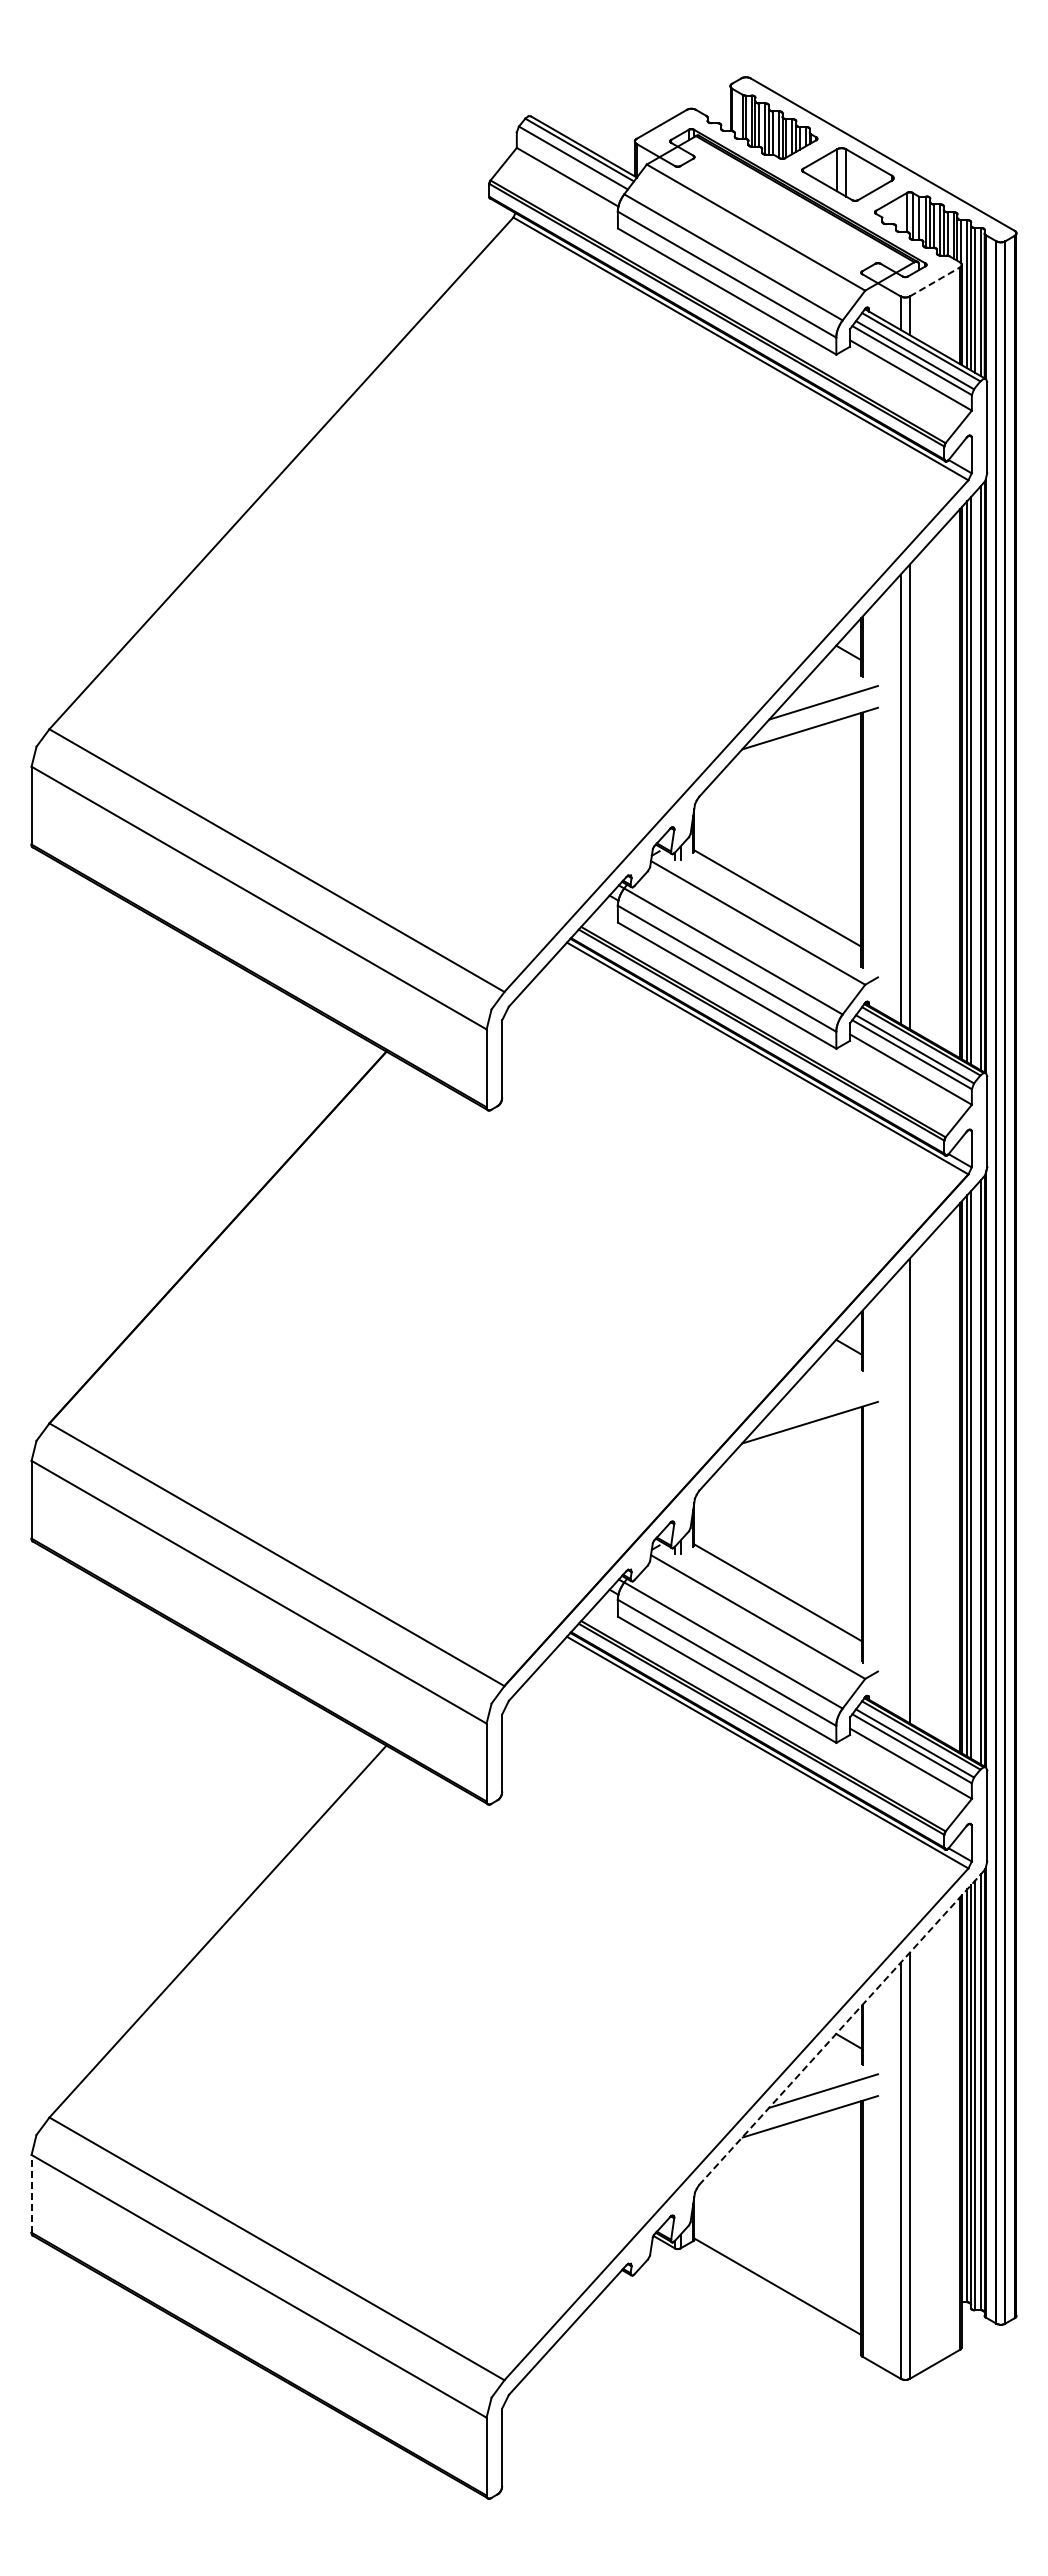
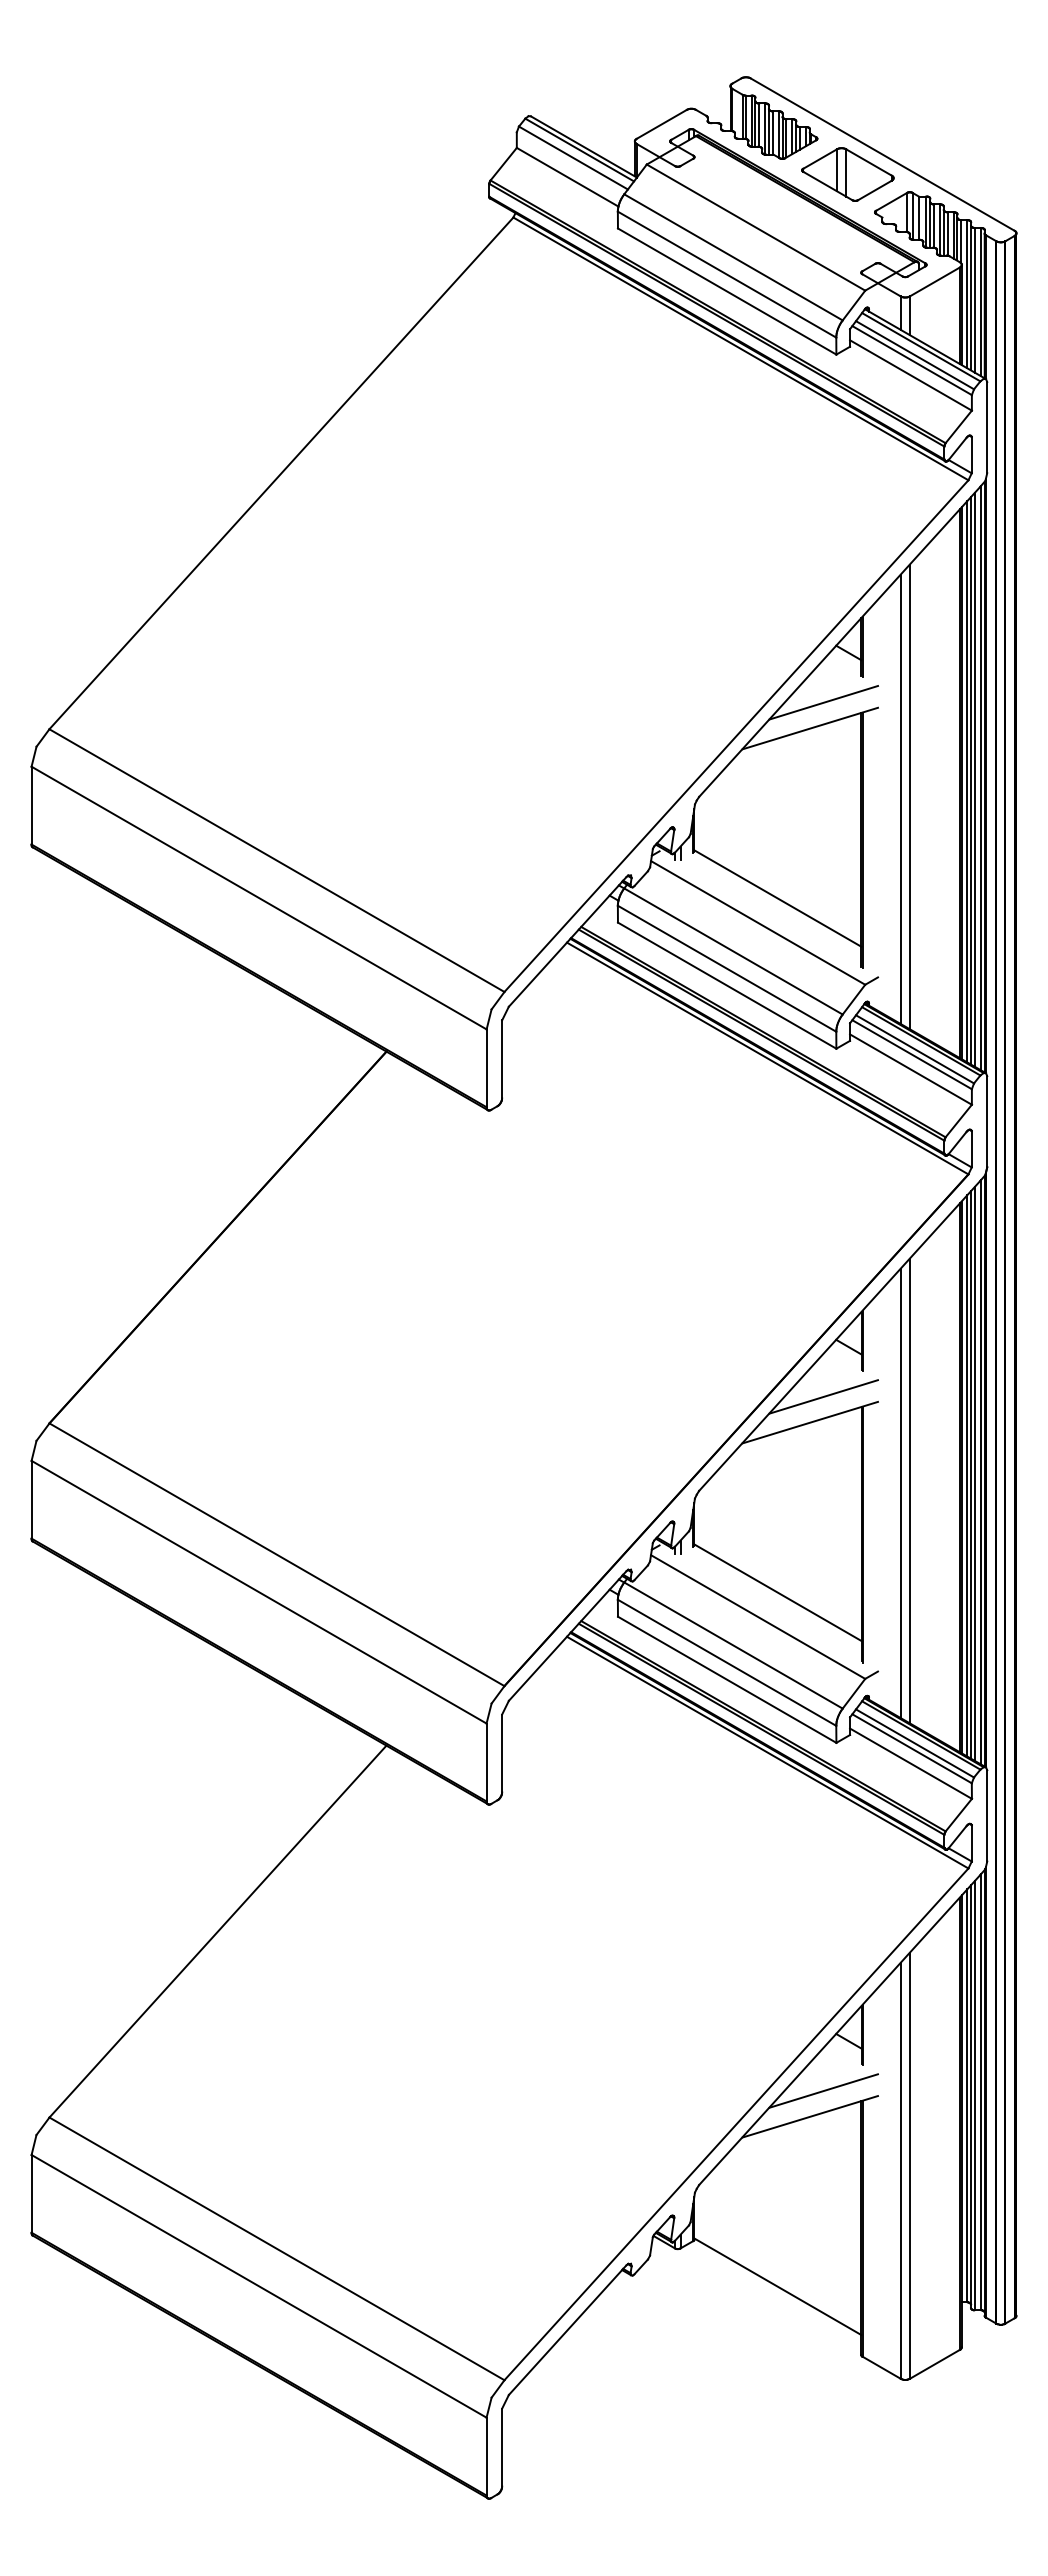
line: dashed -> solid (934, 281)
line: none -> present (974, 779)
line: none -> present (823, 1396)
line: none -> present (974, 1473)
line: none -> present (900, 1493)
line: dashed -> solid (839, 2029)
line: dashed -> solid (31, 2193)
